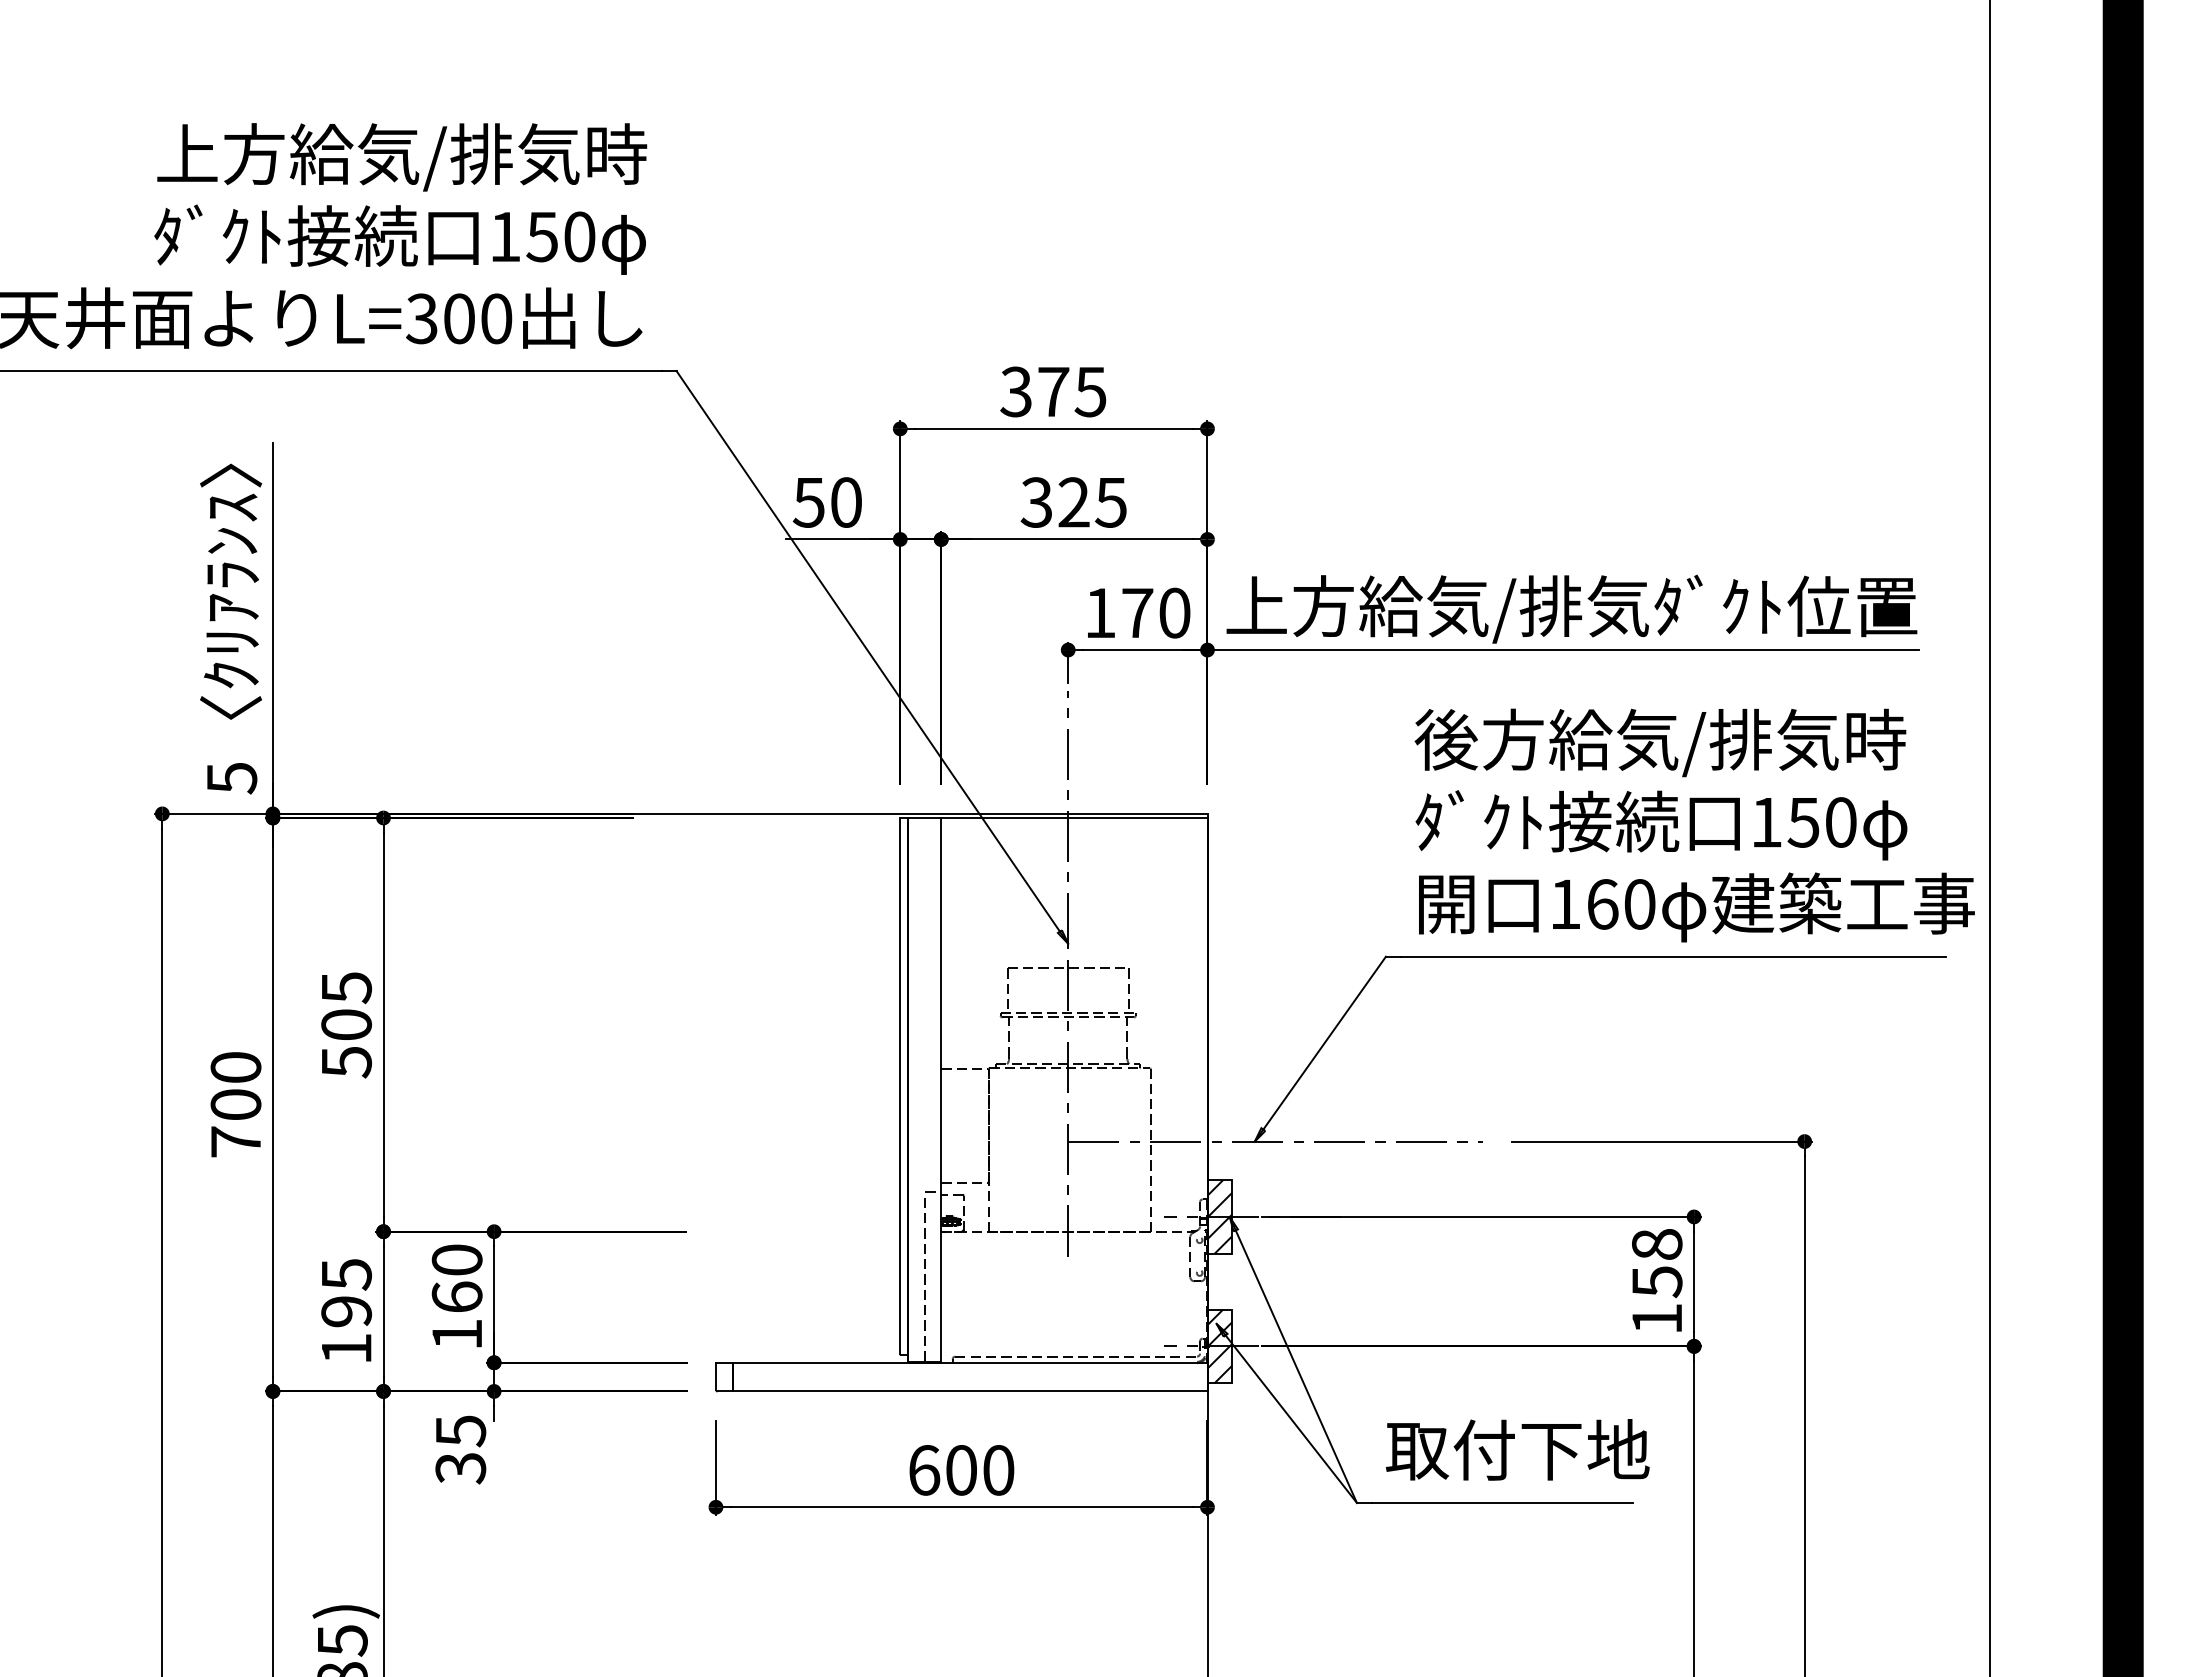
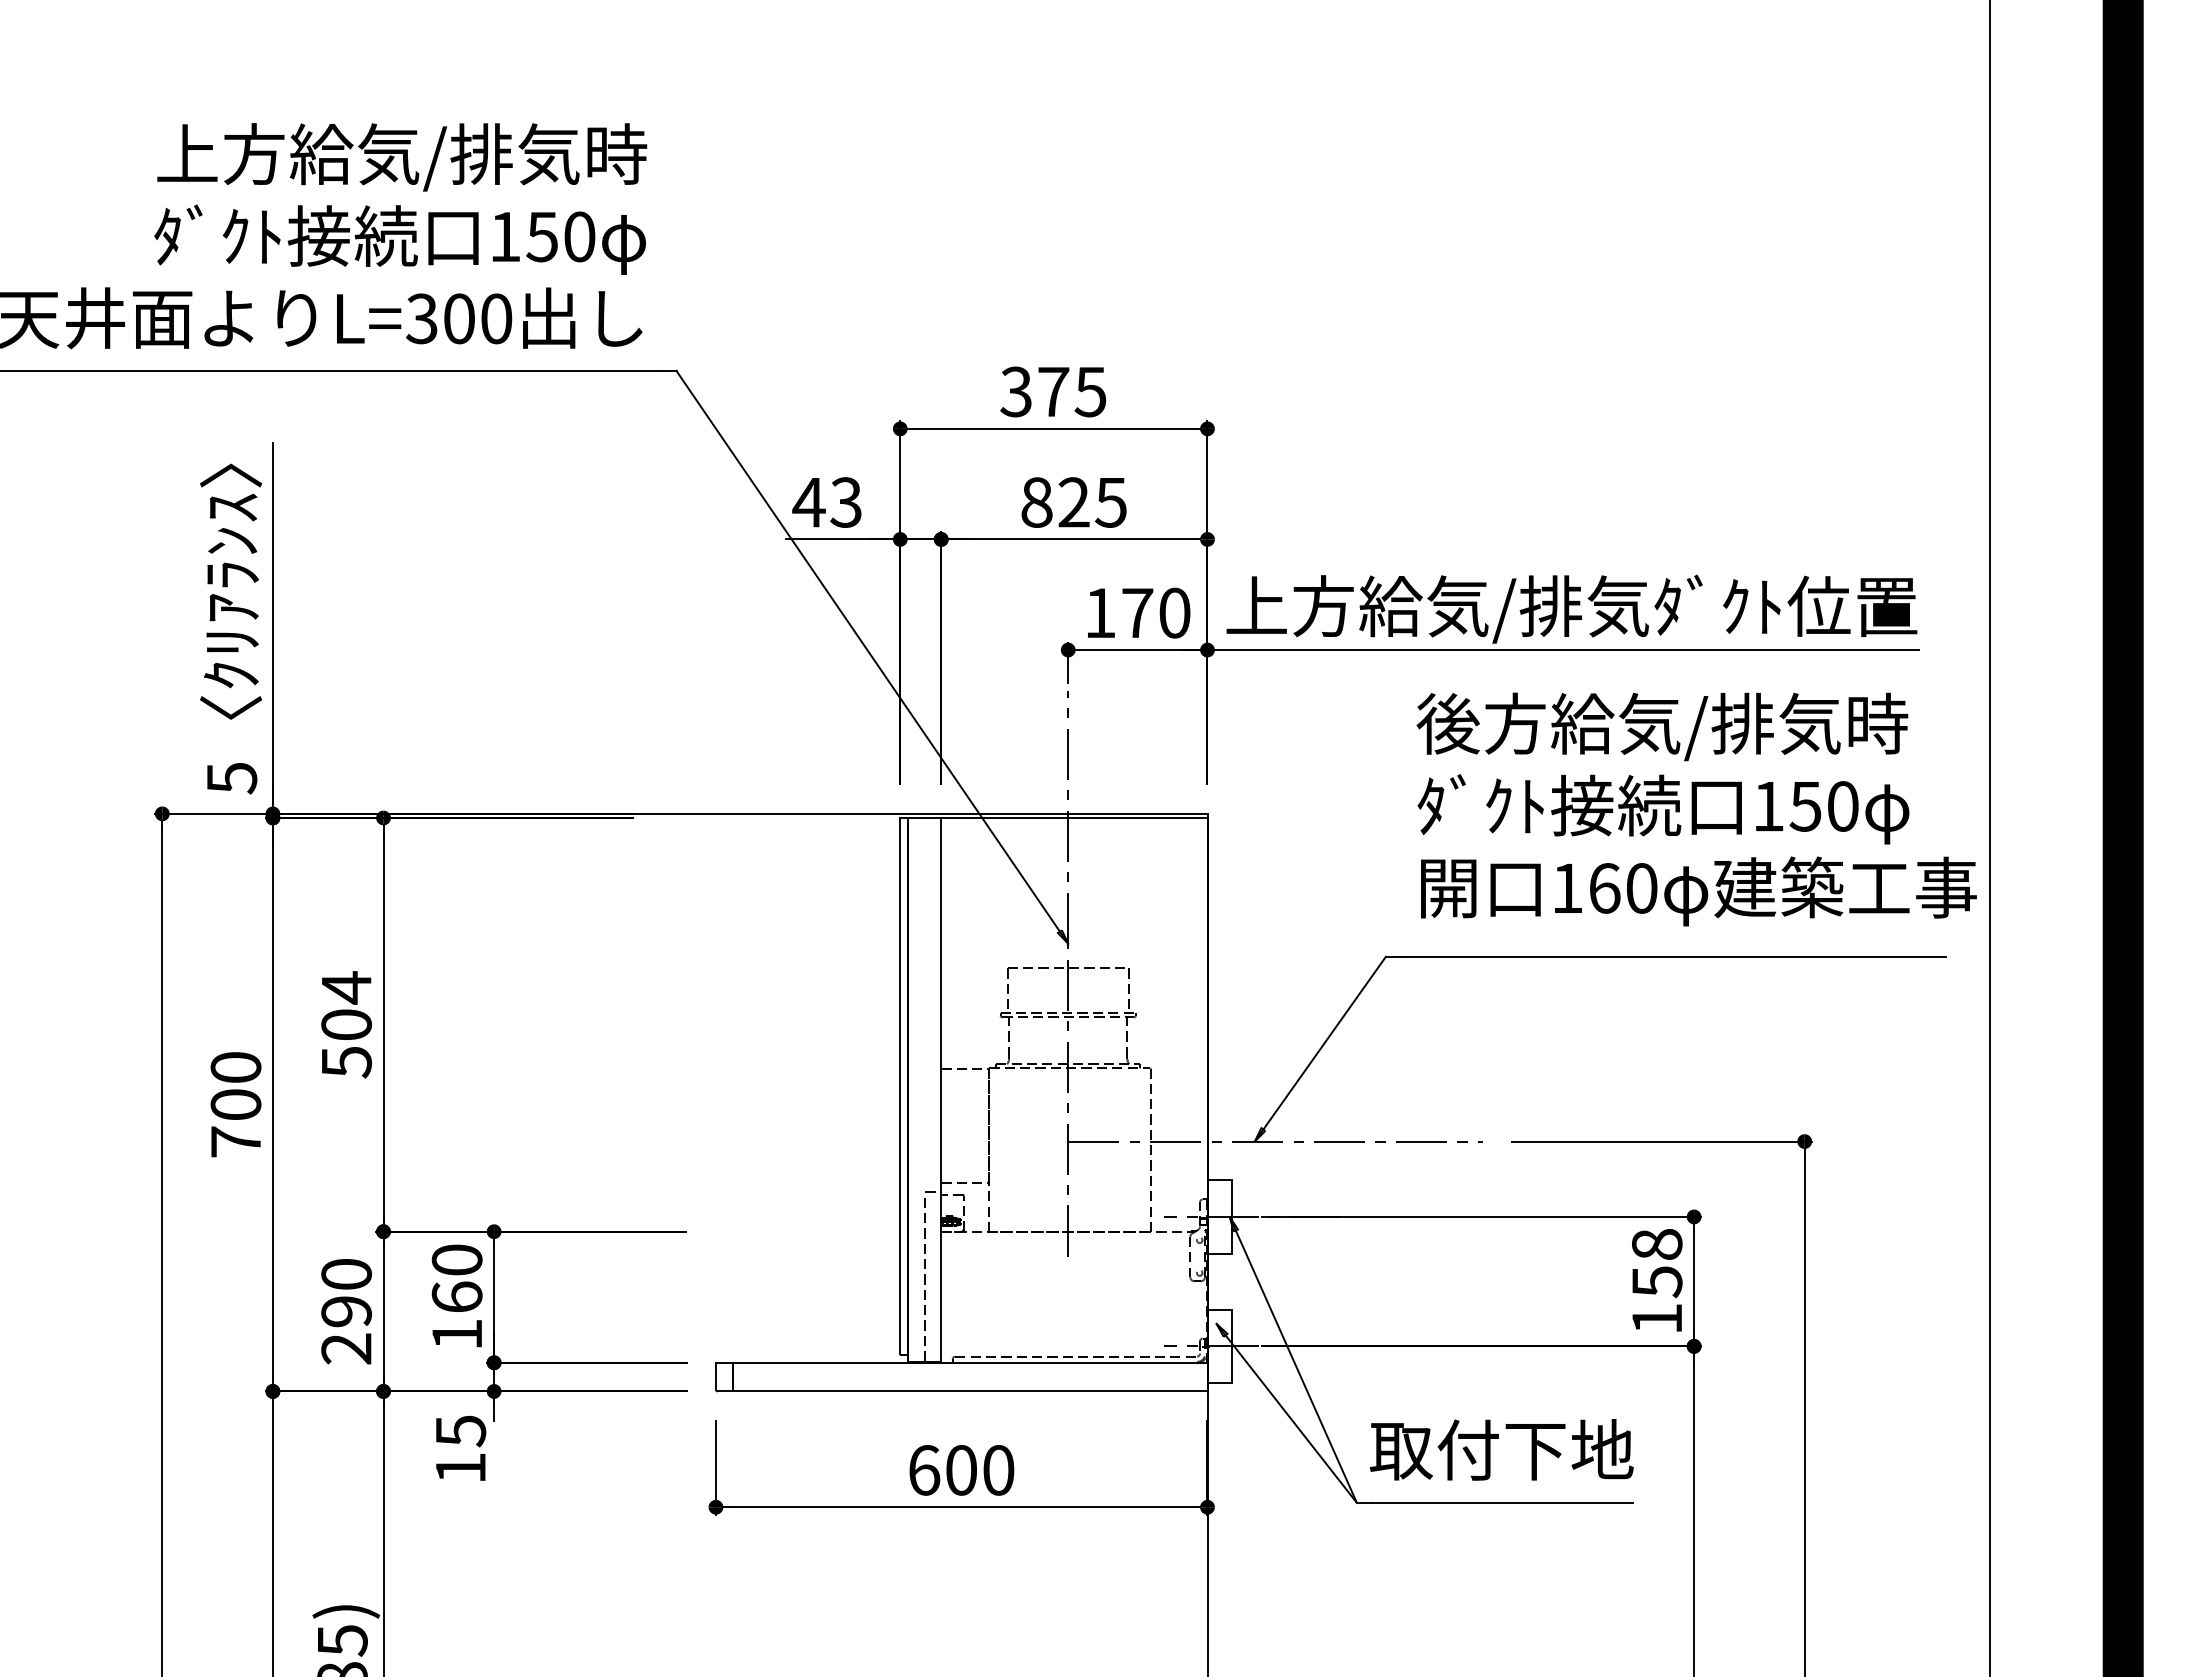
text: 50 -> 43 (826, 502)
text: 325 -> 825 (1036, 502)
text position: (1694, 825) -> (1696, 809) (1696, 809)
text: 505 -> 504 (347, 987)
hatch: present -> none (1219, 1216)
text: 195 -> 290 (346, 1311)
hatch: present -> none (1219, 1346)
text position: (1517, 1449) -> (1501, 1449) (1501, 1449)
text: 35 -> 15 (460, 1468)
